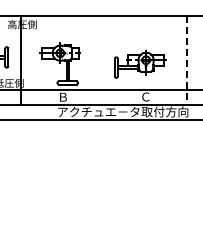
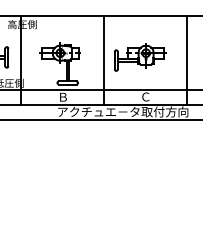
line: none -> present (103, 60)
line: dashed -> solid (186, 61)
part position: (140, 64) -> (140, 57) (140, 57)
